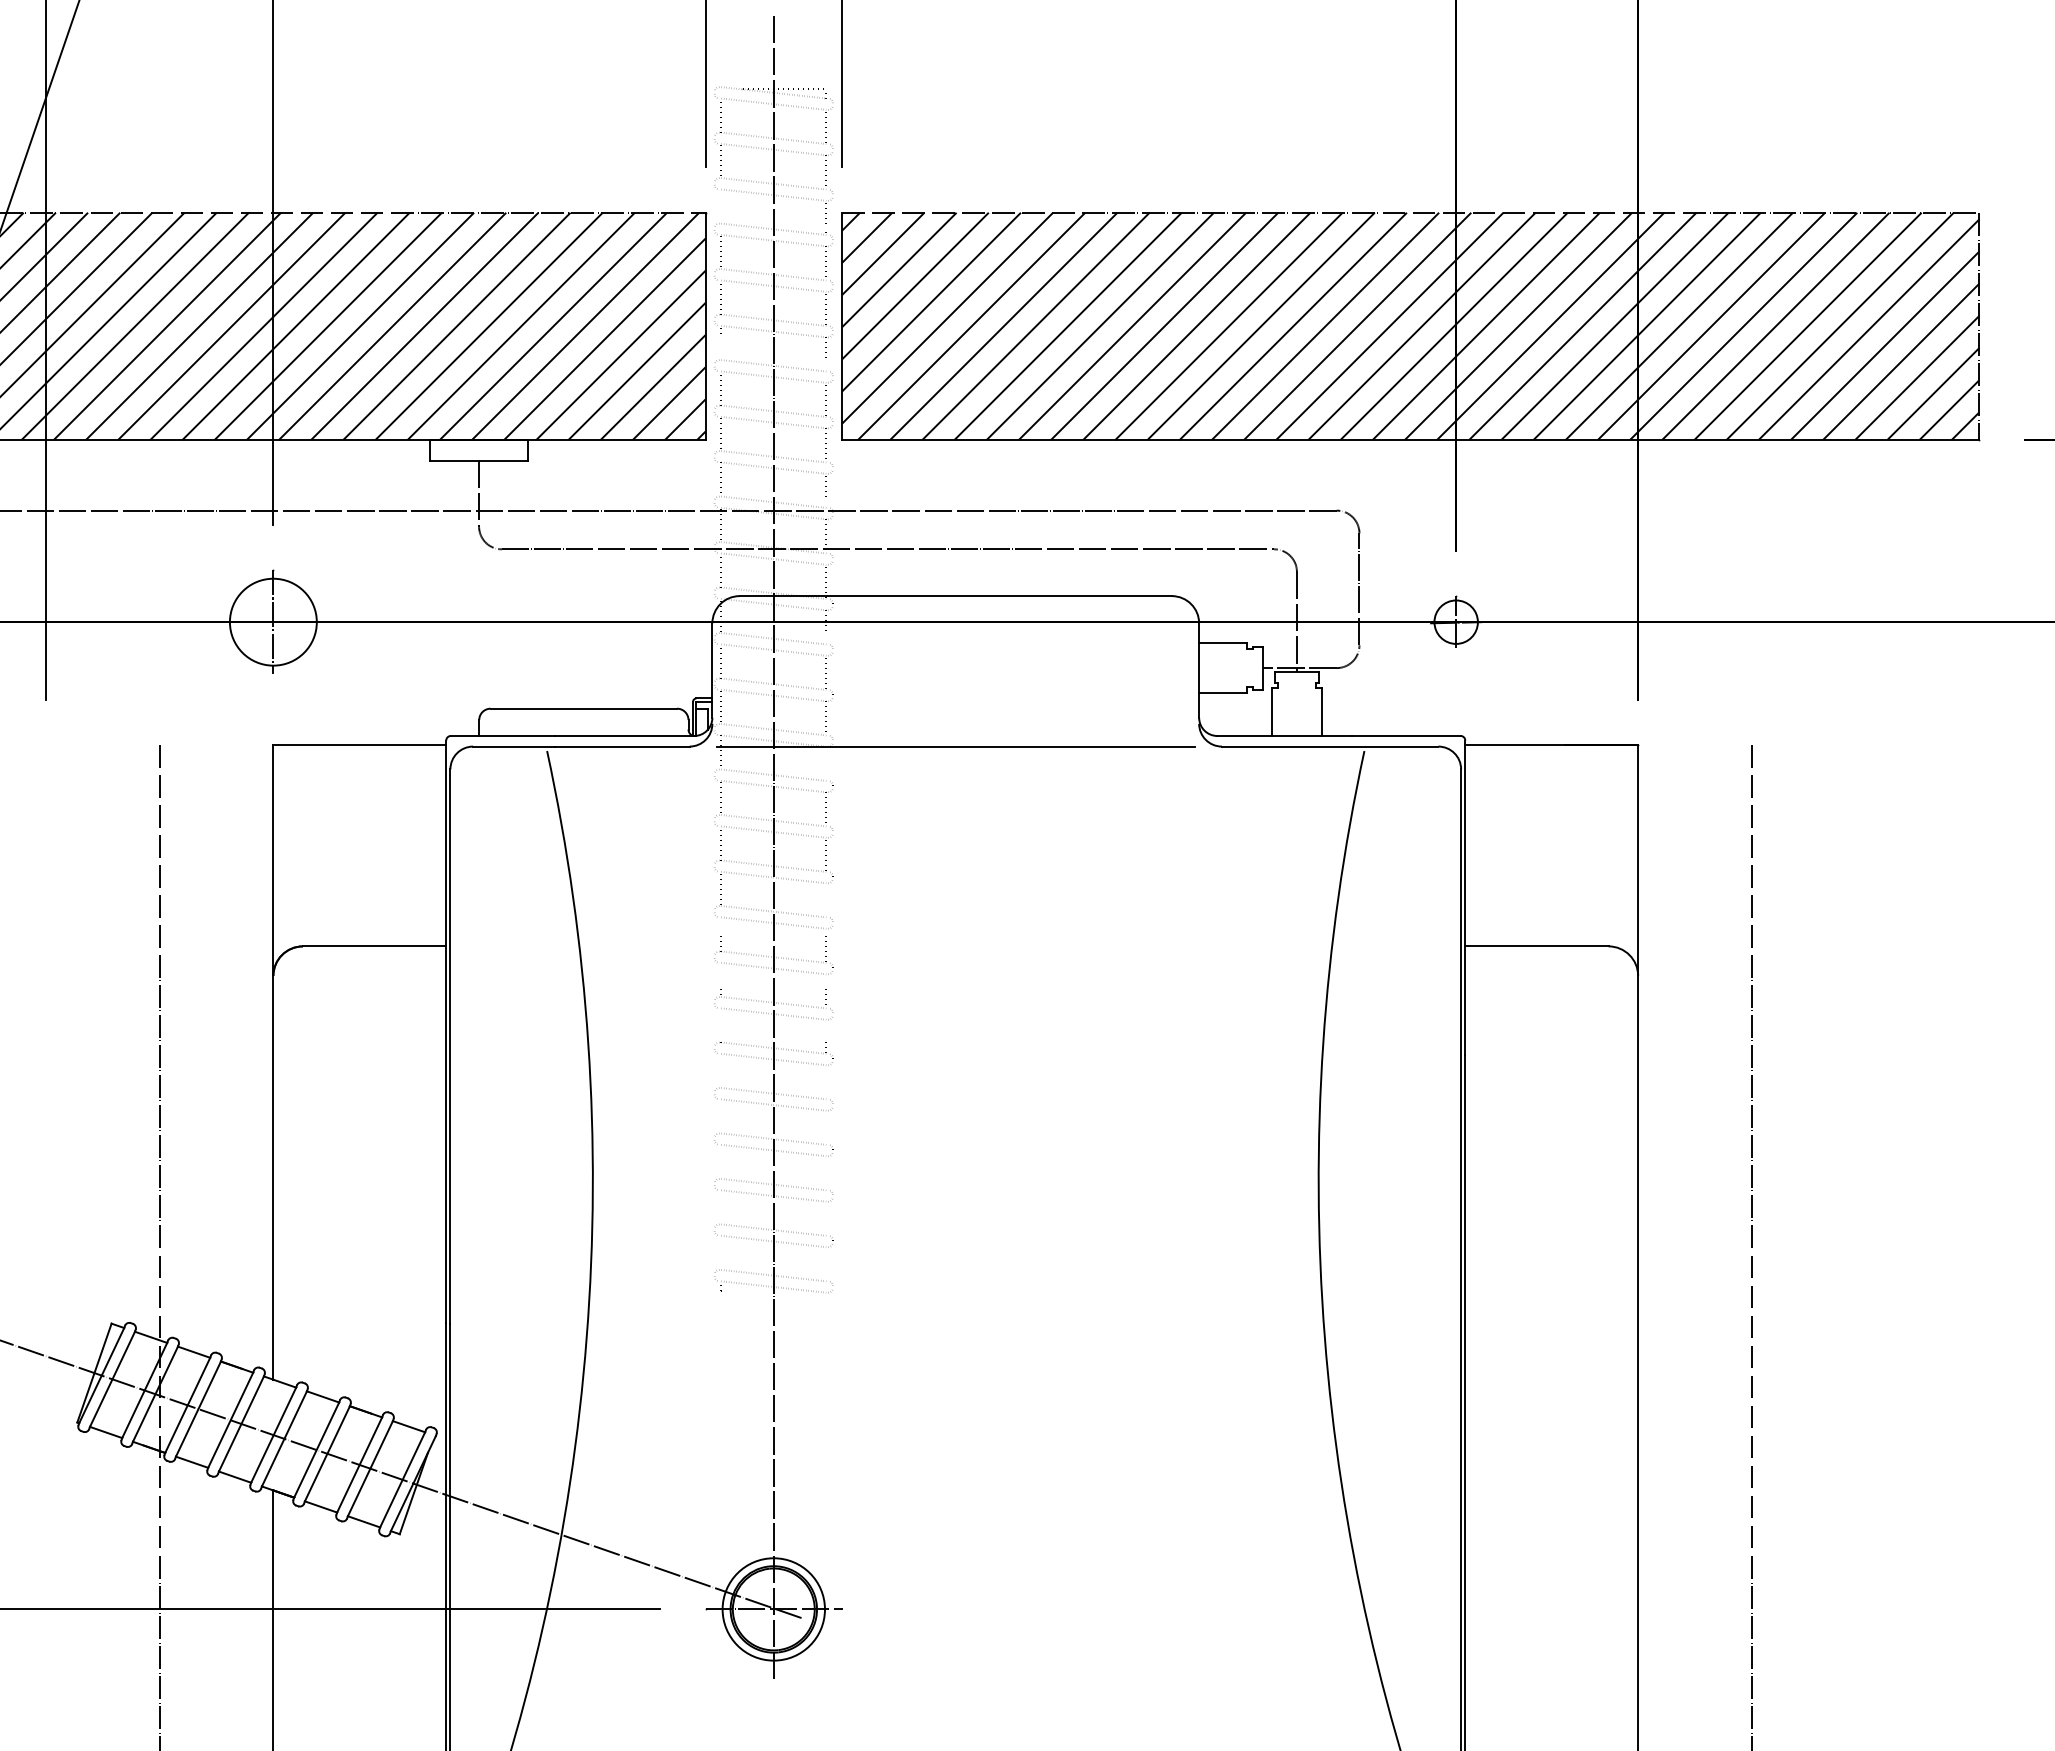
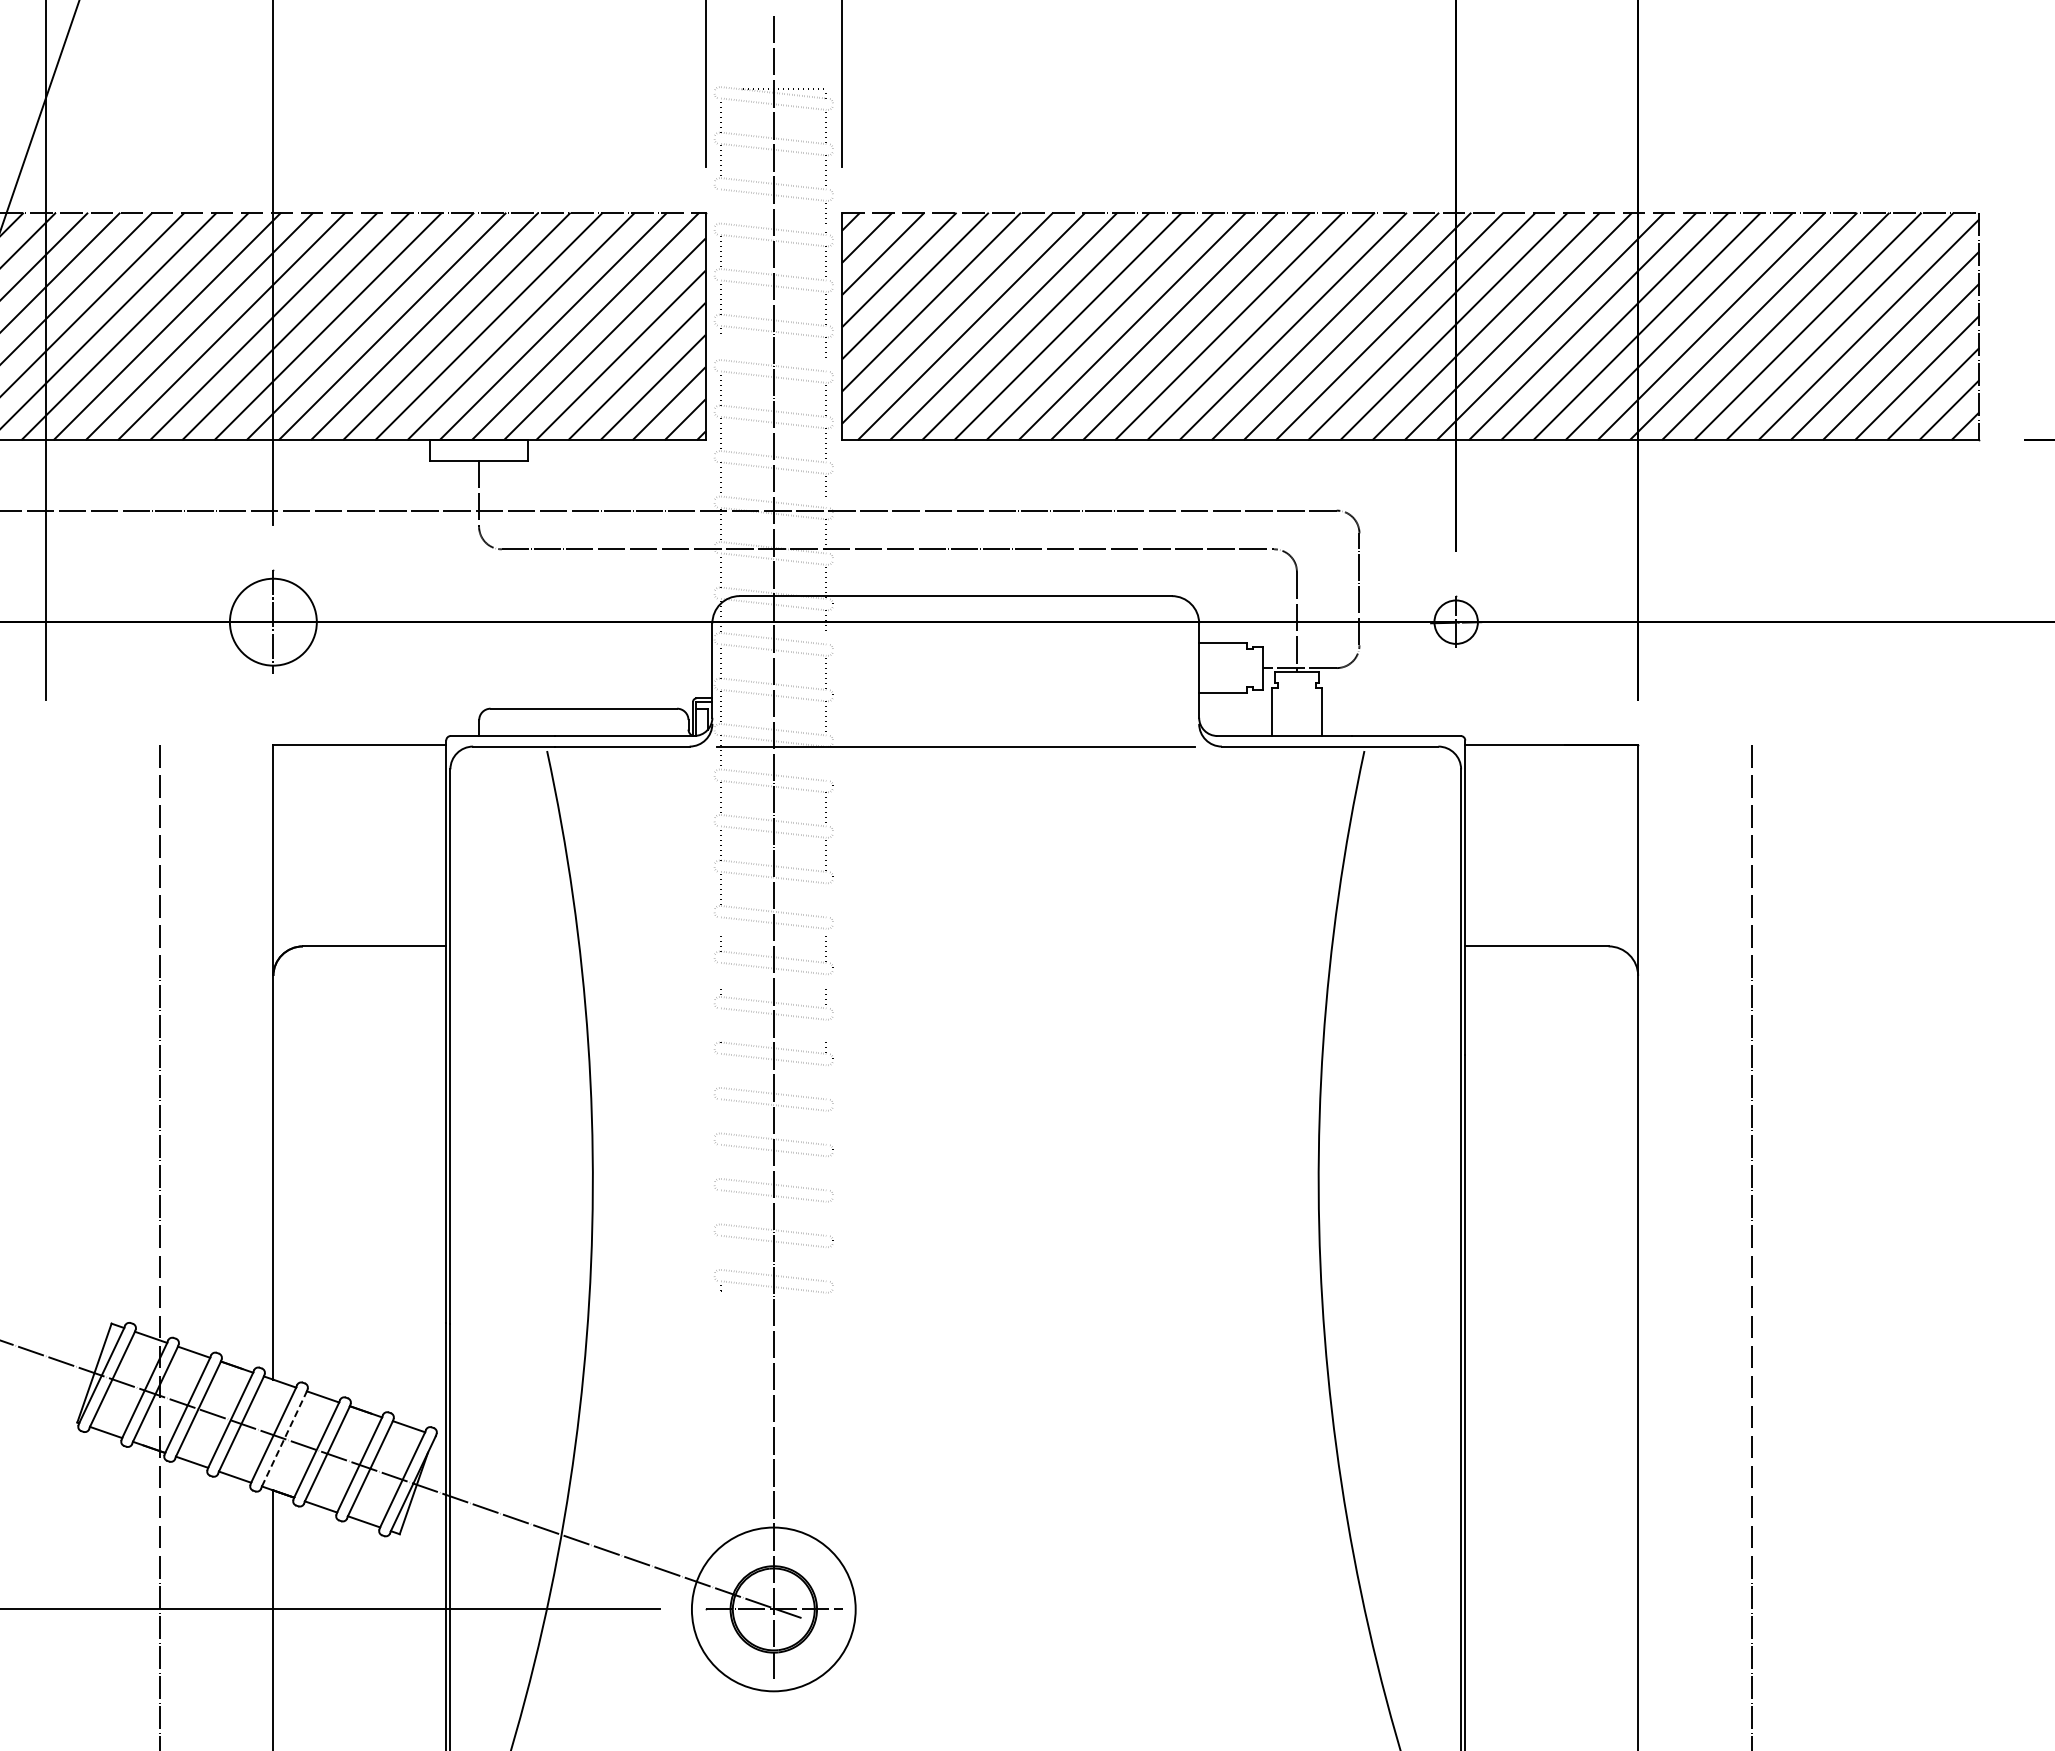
line: solid -> dashed (284, 1438)
circle diameter: 102 px -> 164 px (773, 1609)
